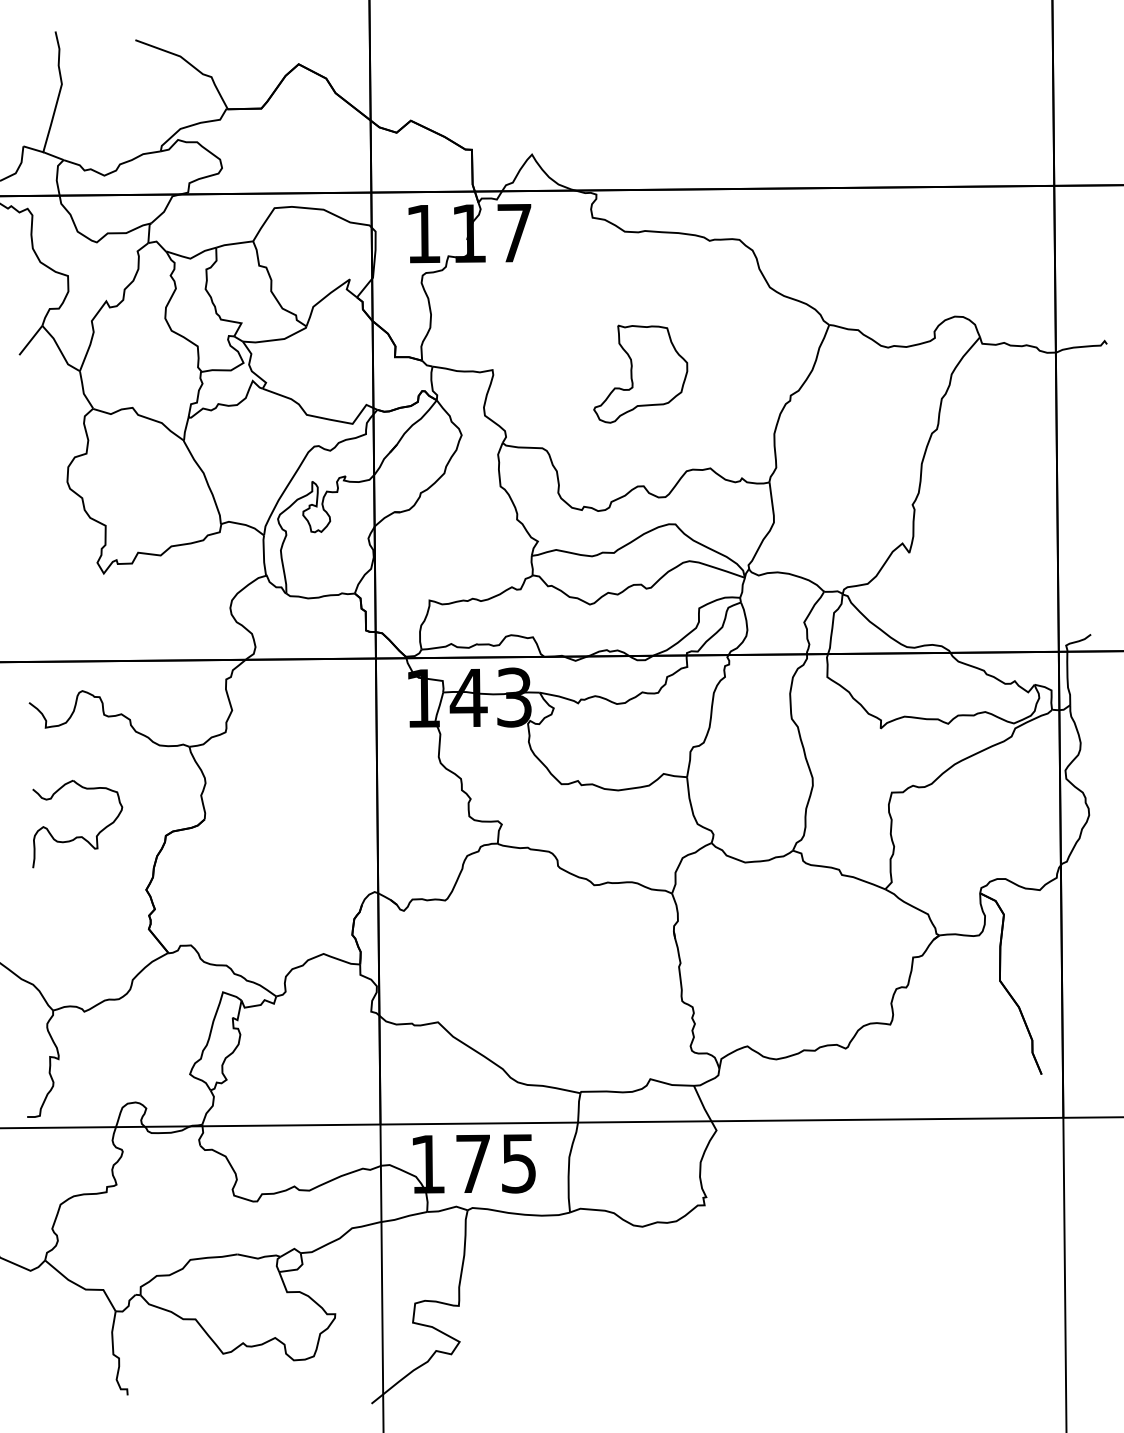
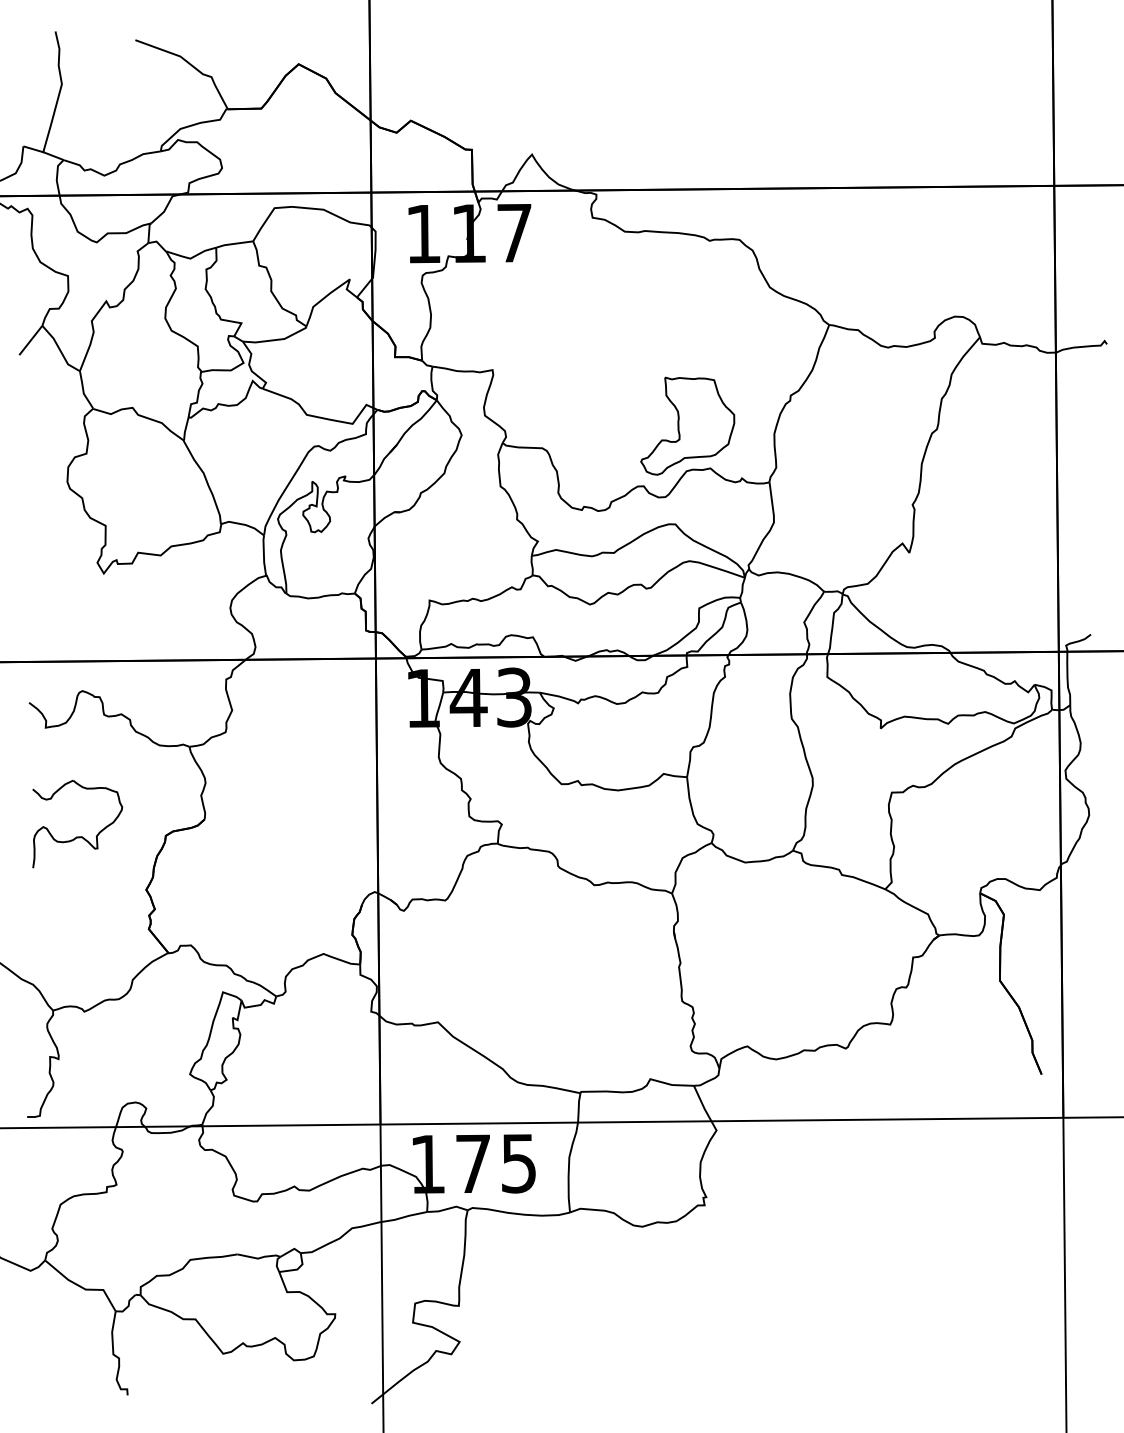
part position: (640, 373) -> (687, 425) (687, 425)
